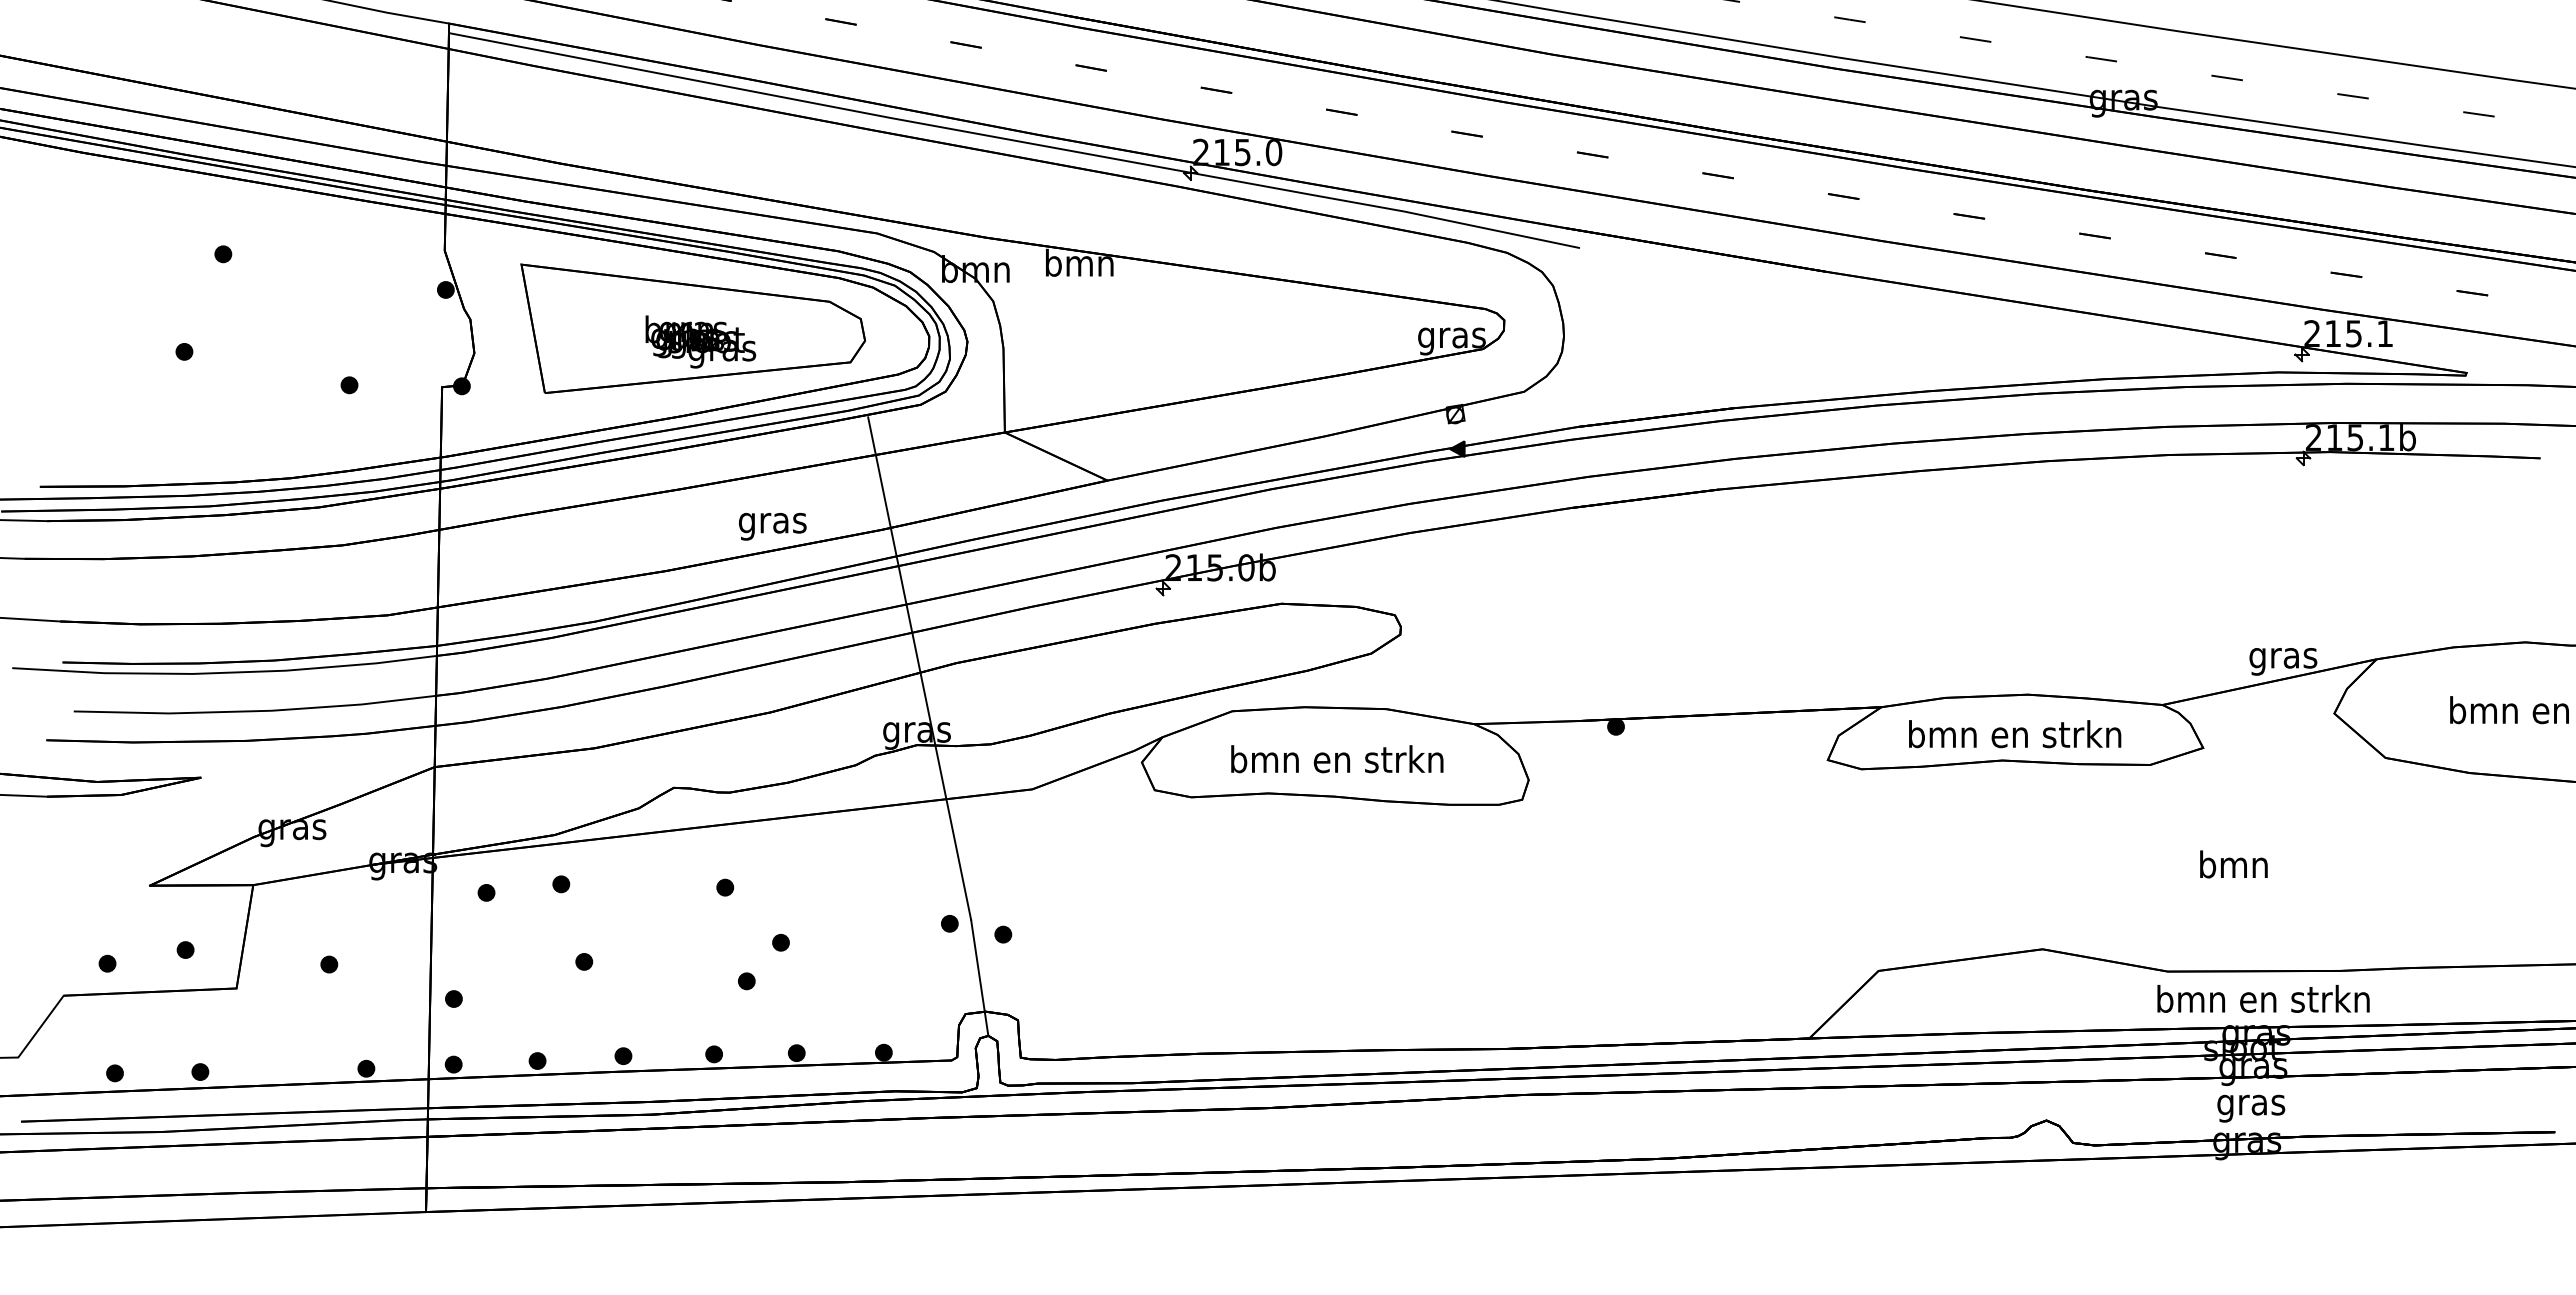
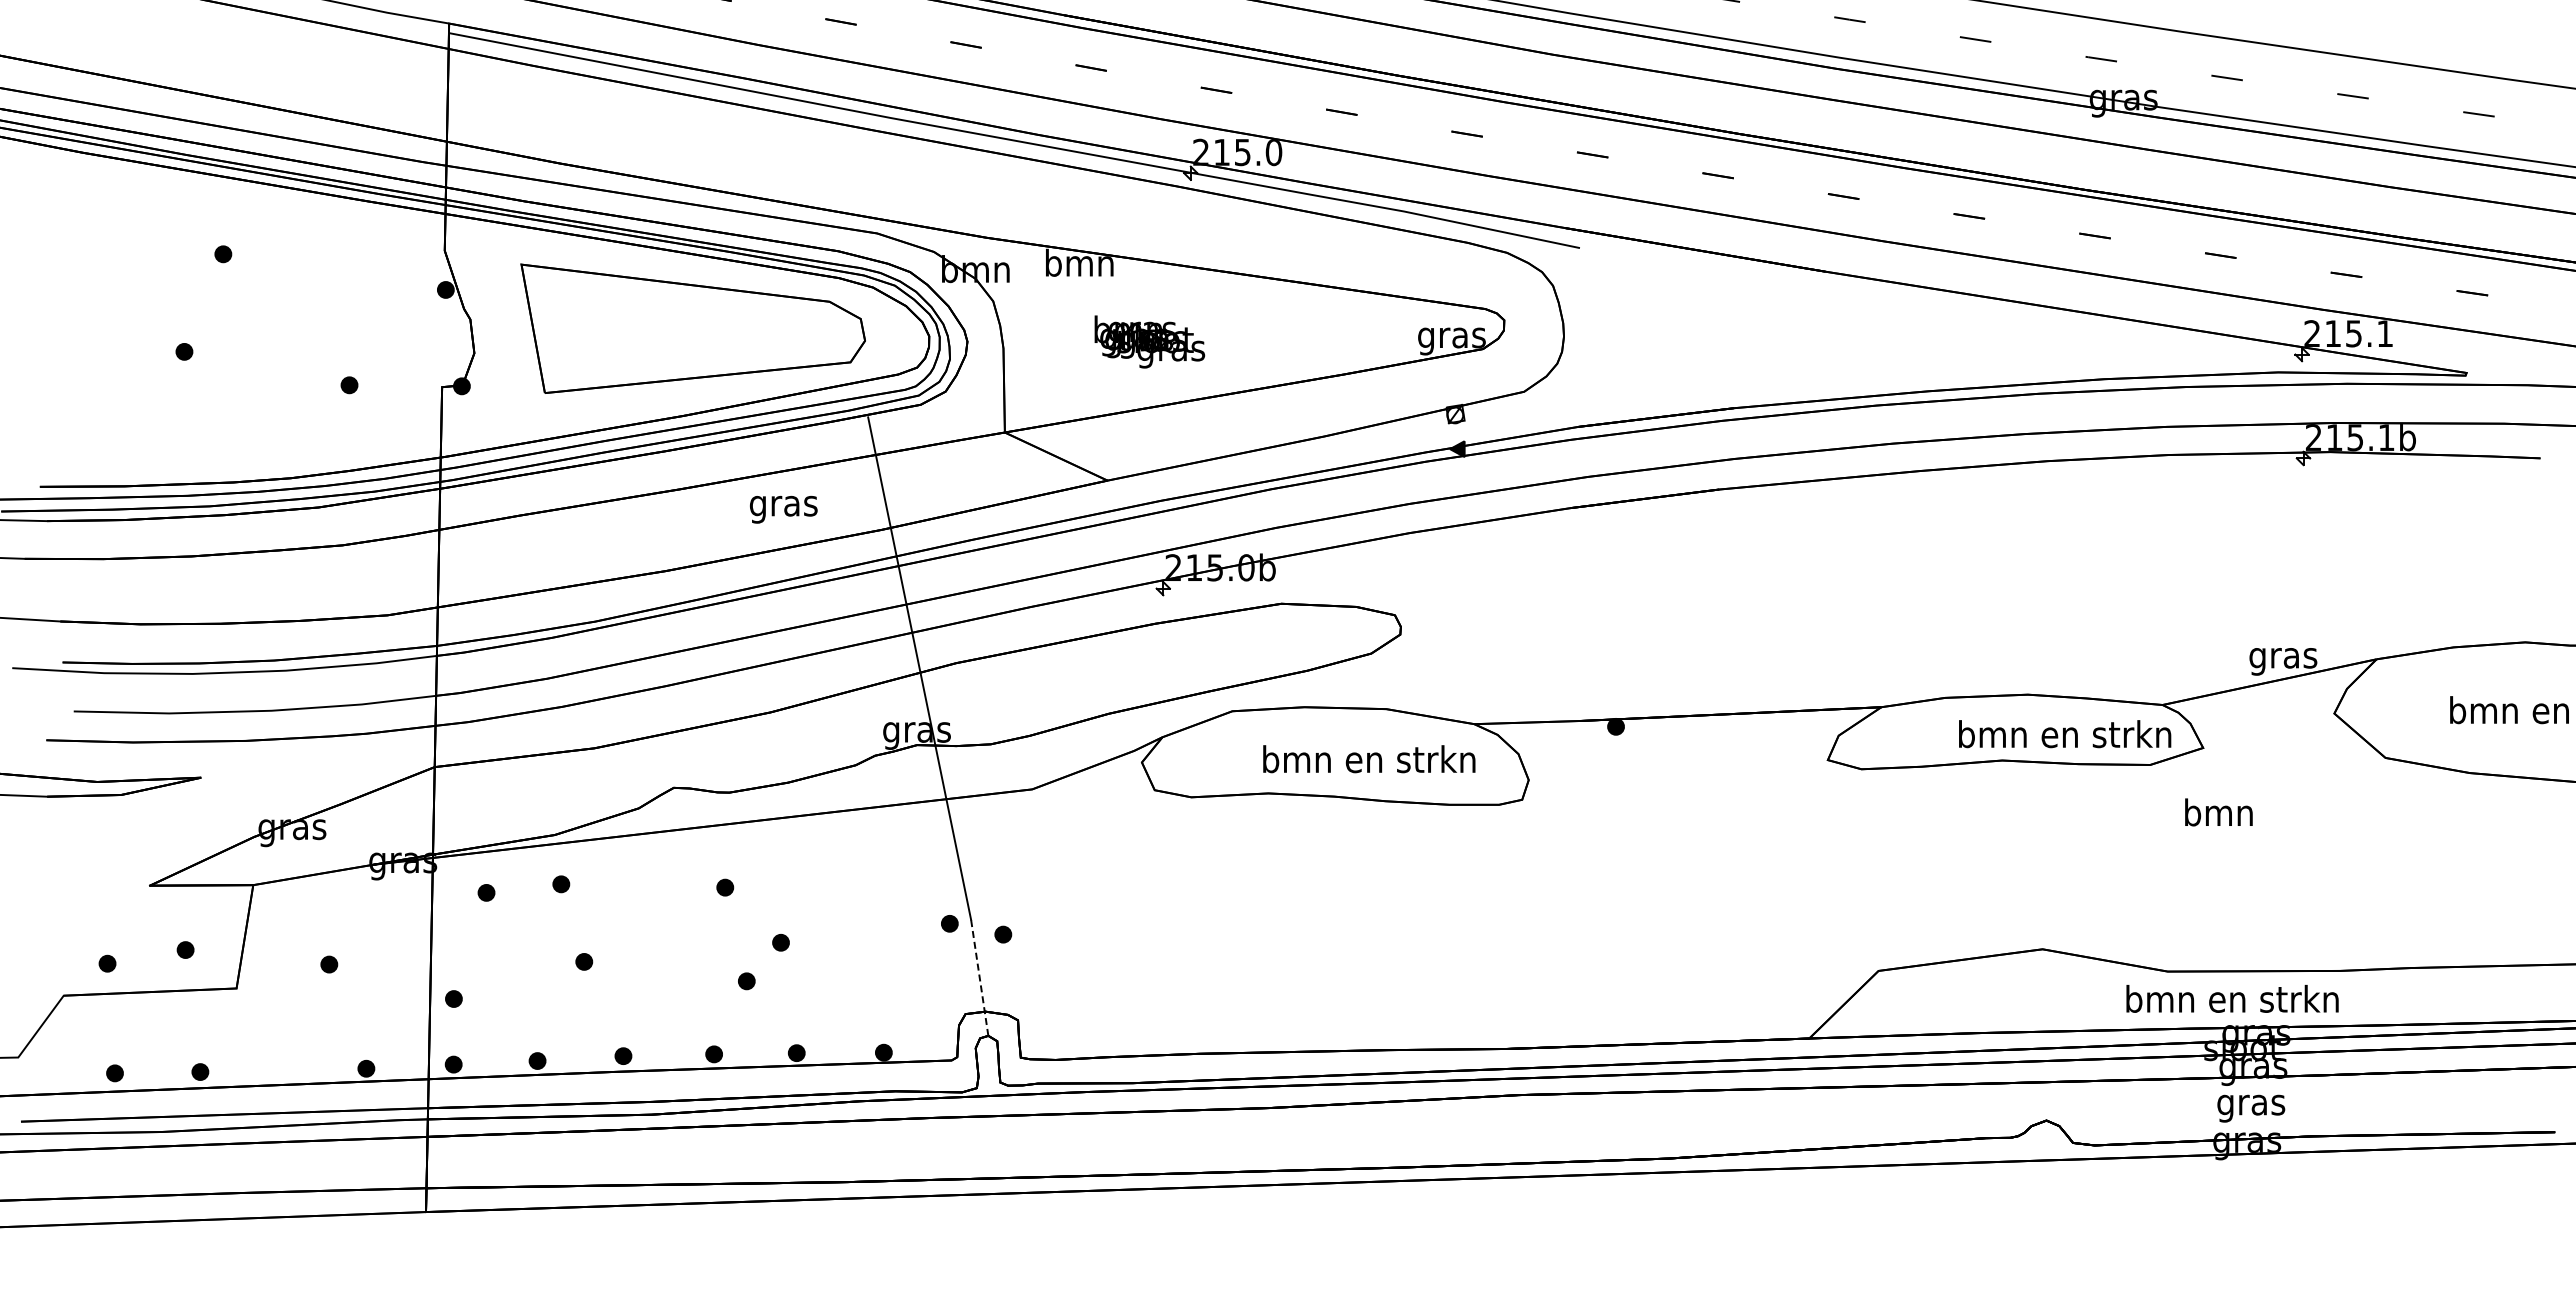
text position: (700, 341) -> (1149, 341) (1149, 341)
text position: (772, 526) -> (783, 509) (783, 509)
text position: (2015, 734) -> (2065, 734) (2065, 734)
text position: (1337, 759) -> (1369, 759) (1369, 759)
text position: (2233, 864) -> (2218, 812) (2218, 812)
line: solid -> dashed (979, 977)
text position: (2263, 998) -> (2232, 998) (2232, 998)
